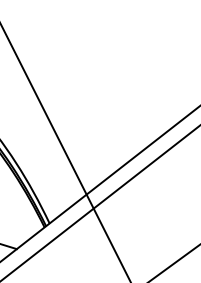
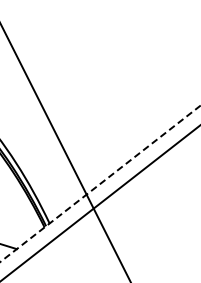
line: solid -> dashed (100, 184)
line: present -> none (174, 262)
